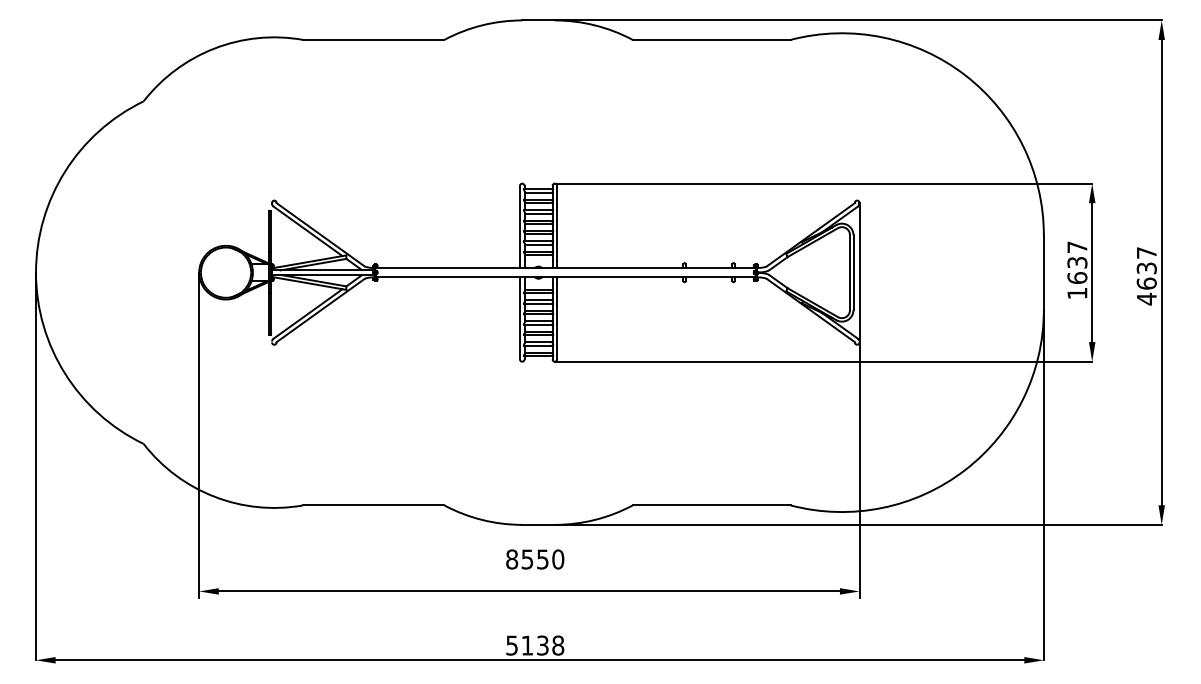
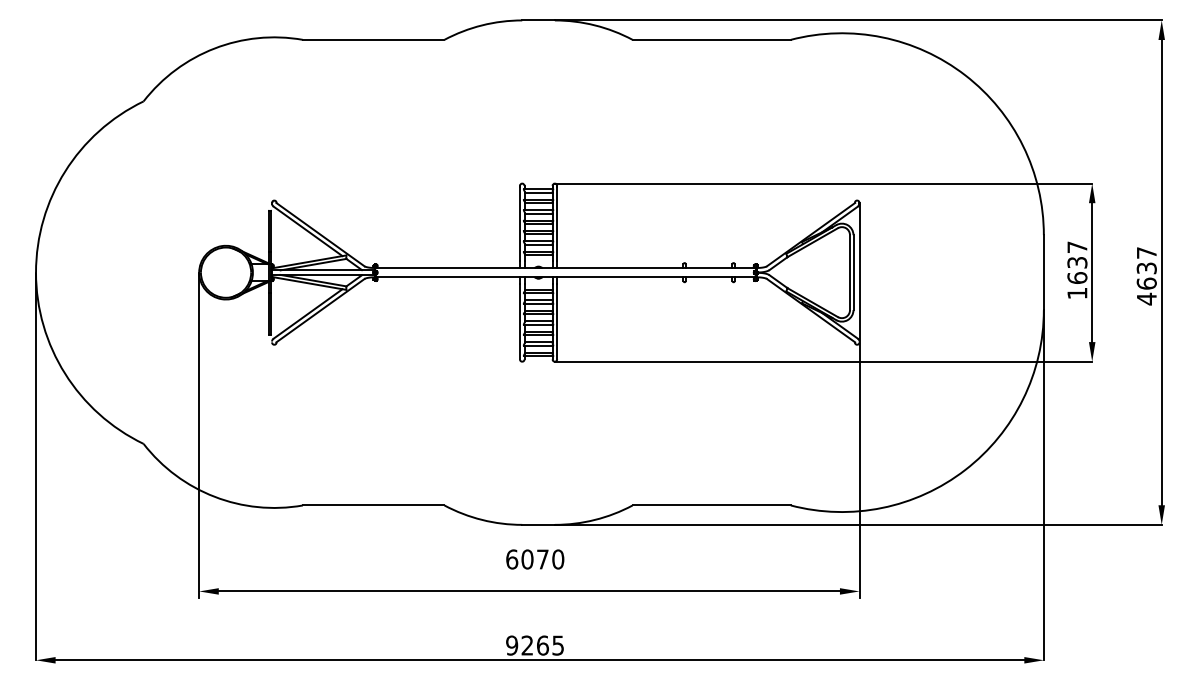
text: 8550 -> 6070 (527, 559)
text: 5138 -> 9265 (535, 645)
